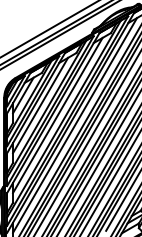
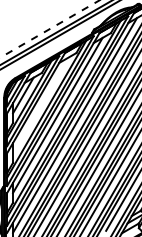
line: solid -> dashed (49, 29)
line: present -> none (40, 105)
